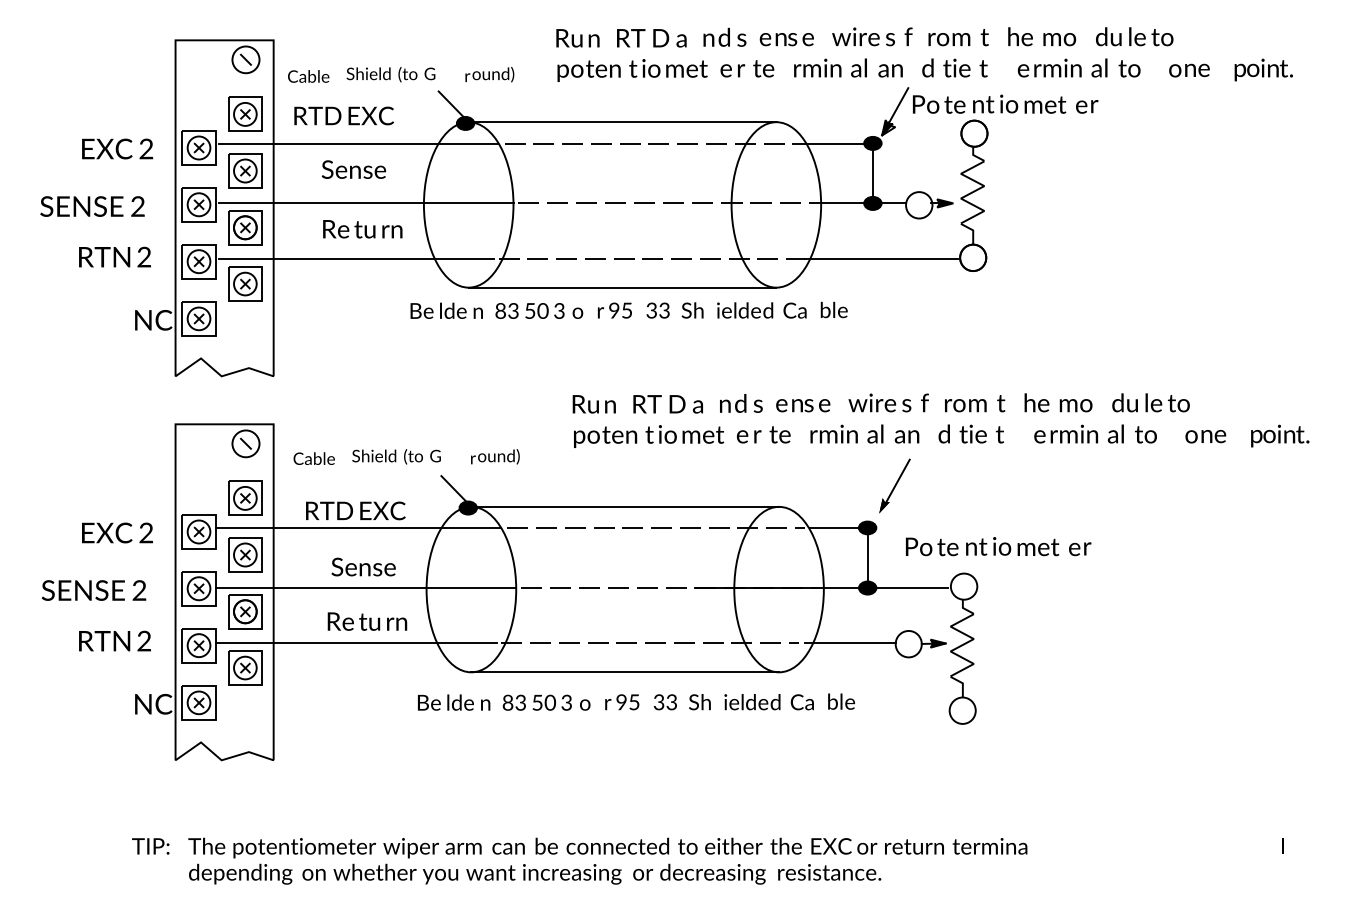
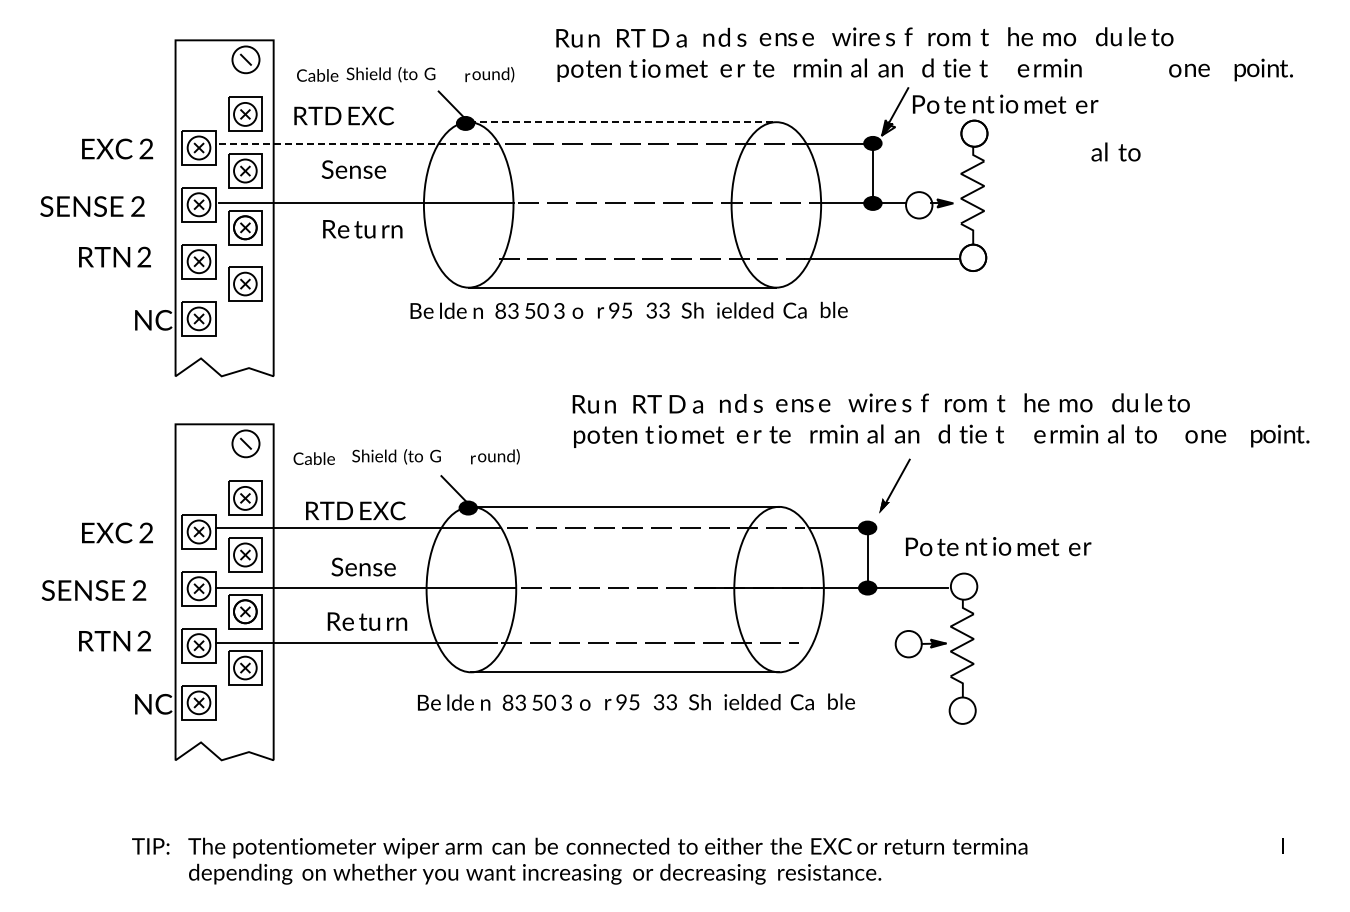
text position: (1115, 67) -> (1115, 151) (1115, 151)
text position: (308, 76) -> (317, 75) (317, 75)
line: solid -> dashed (617, 121)
line: solid -> dashed (358, 143)
line: present -> none (356, 258)
line: present -> none (849, 643)
